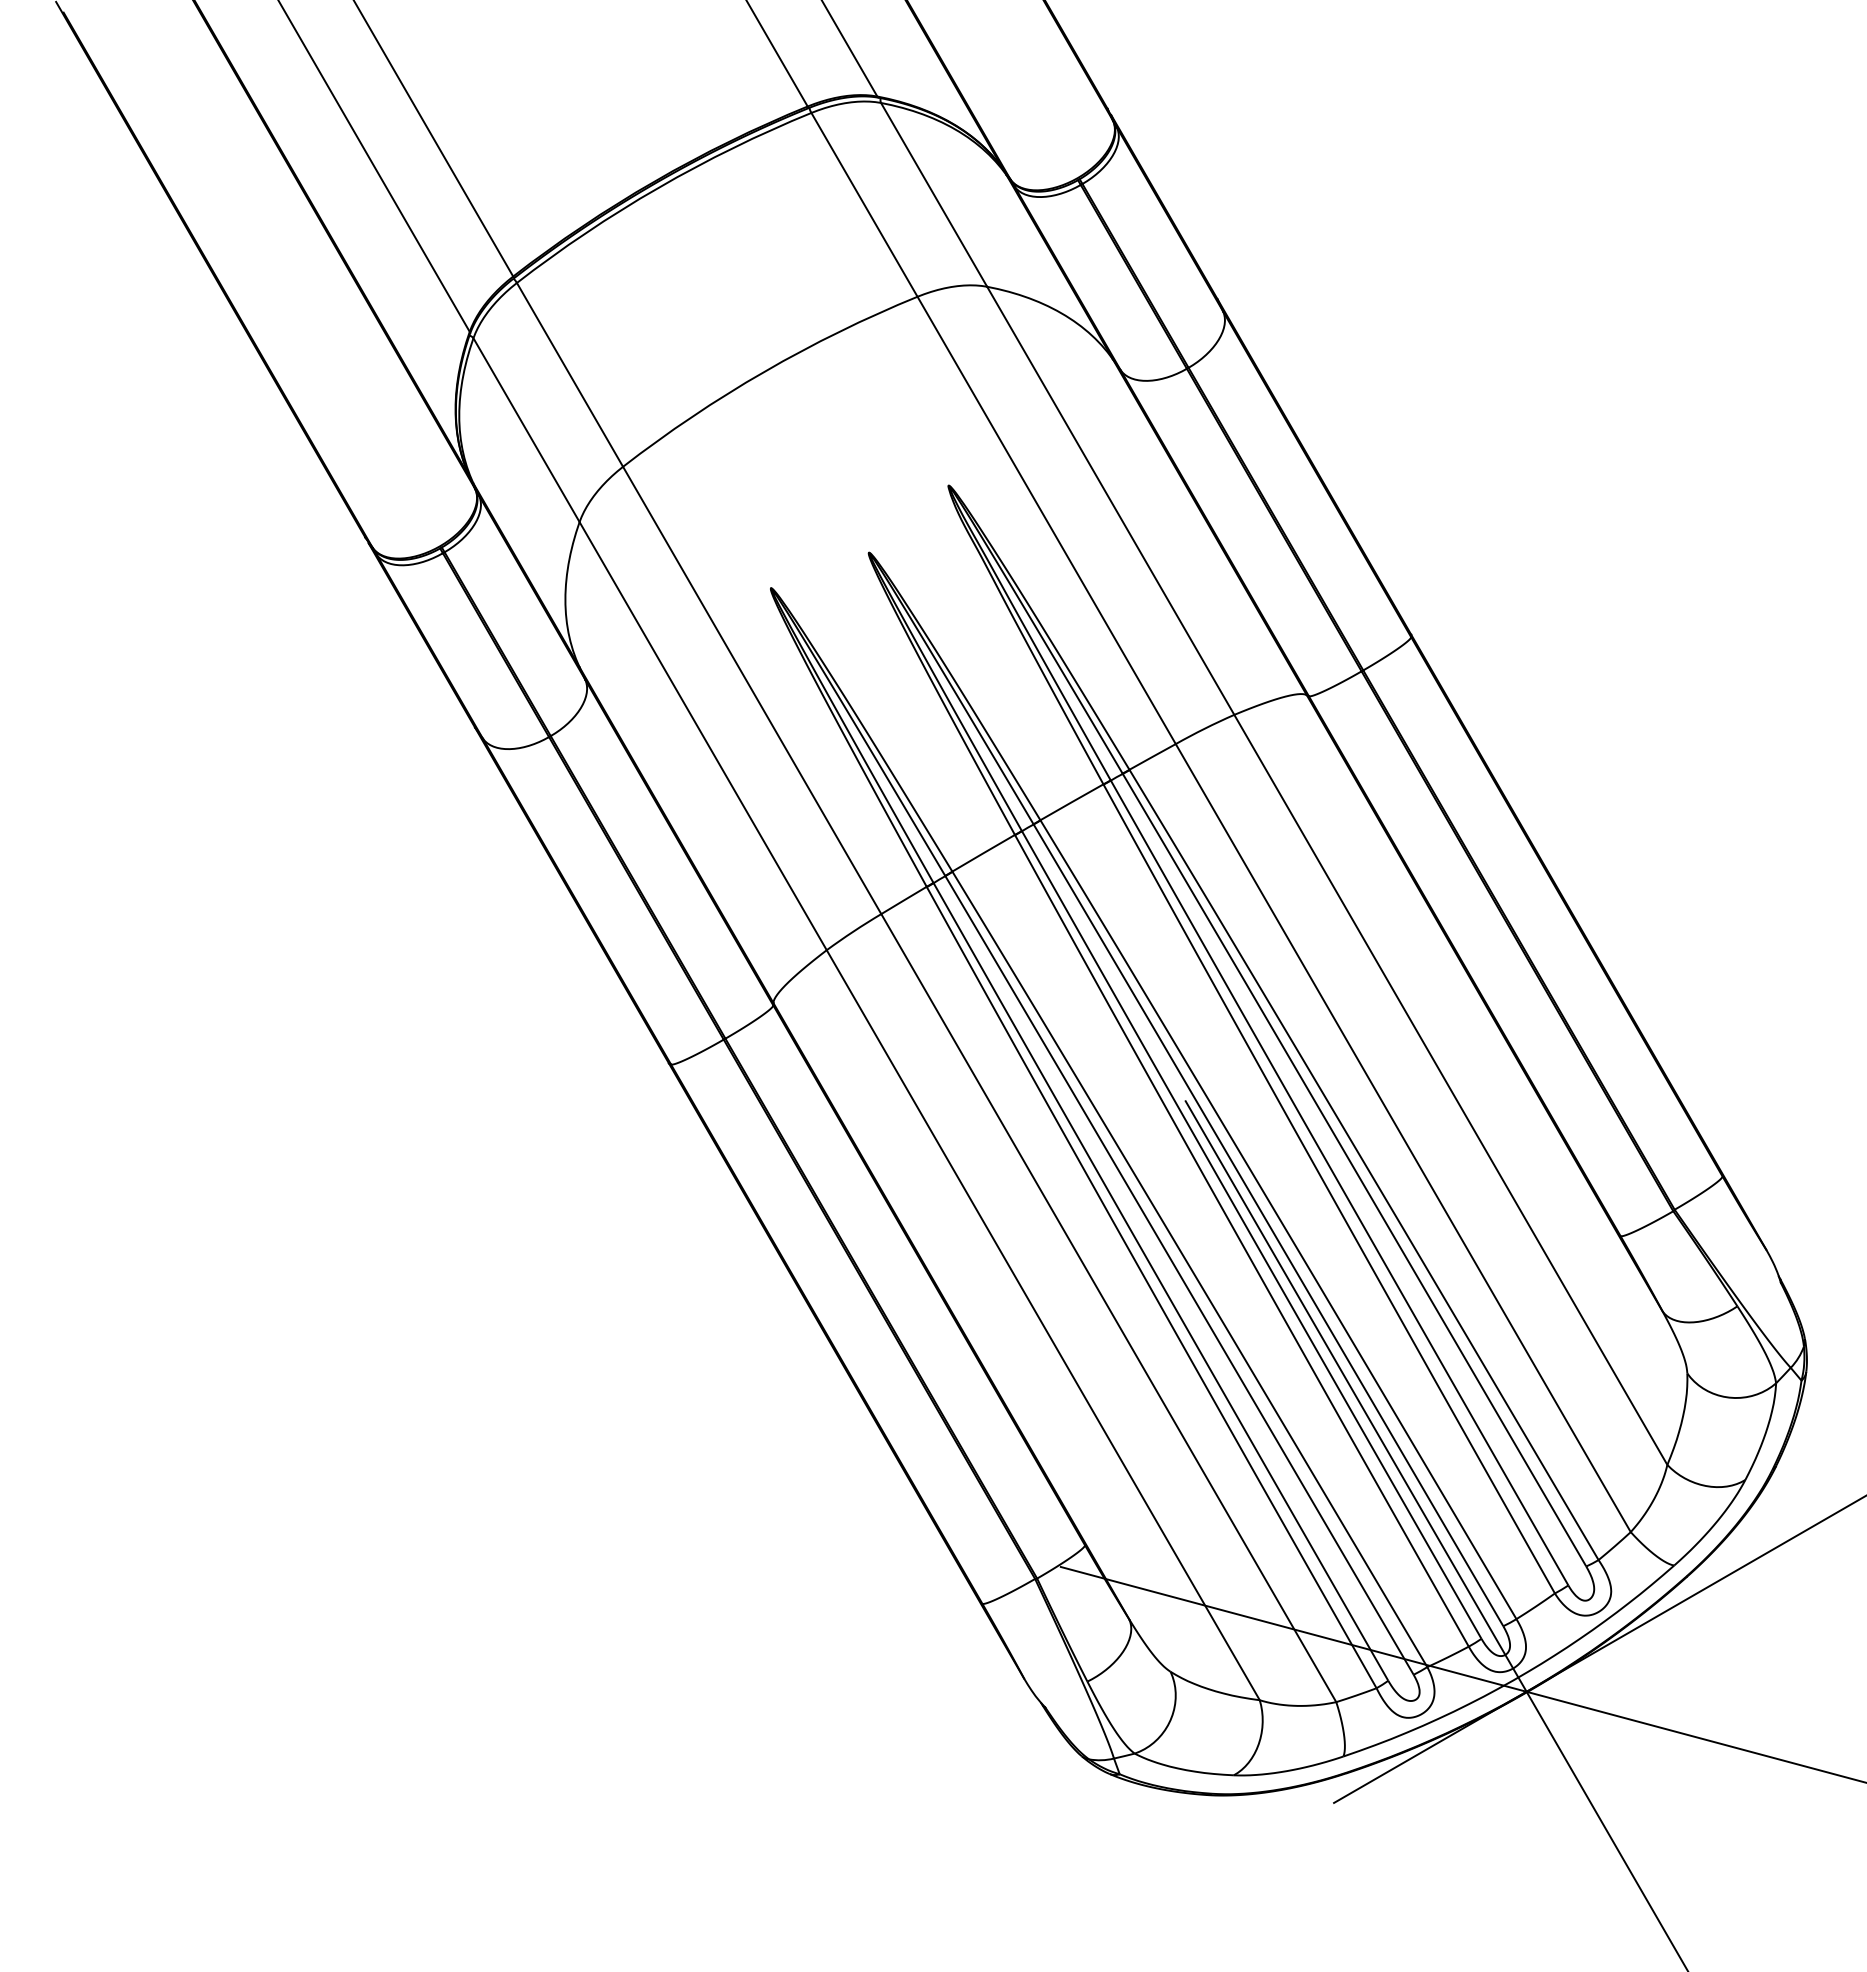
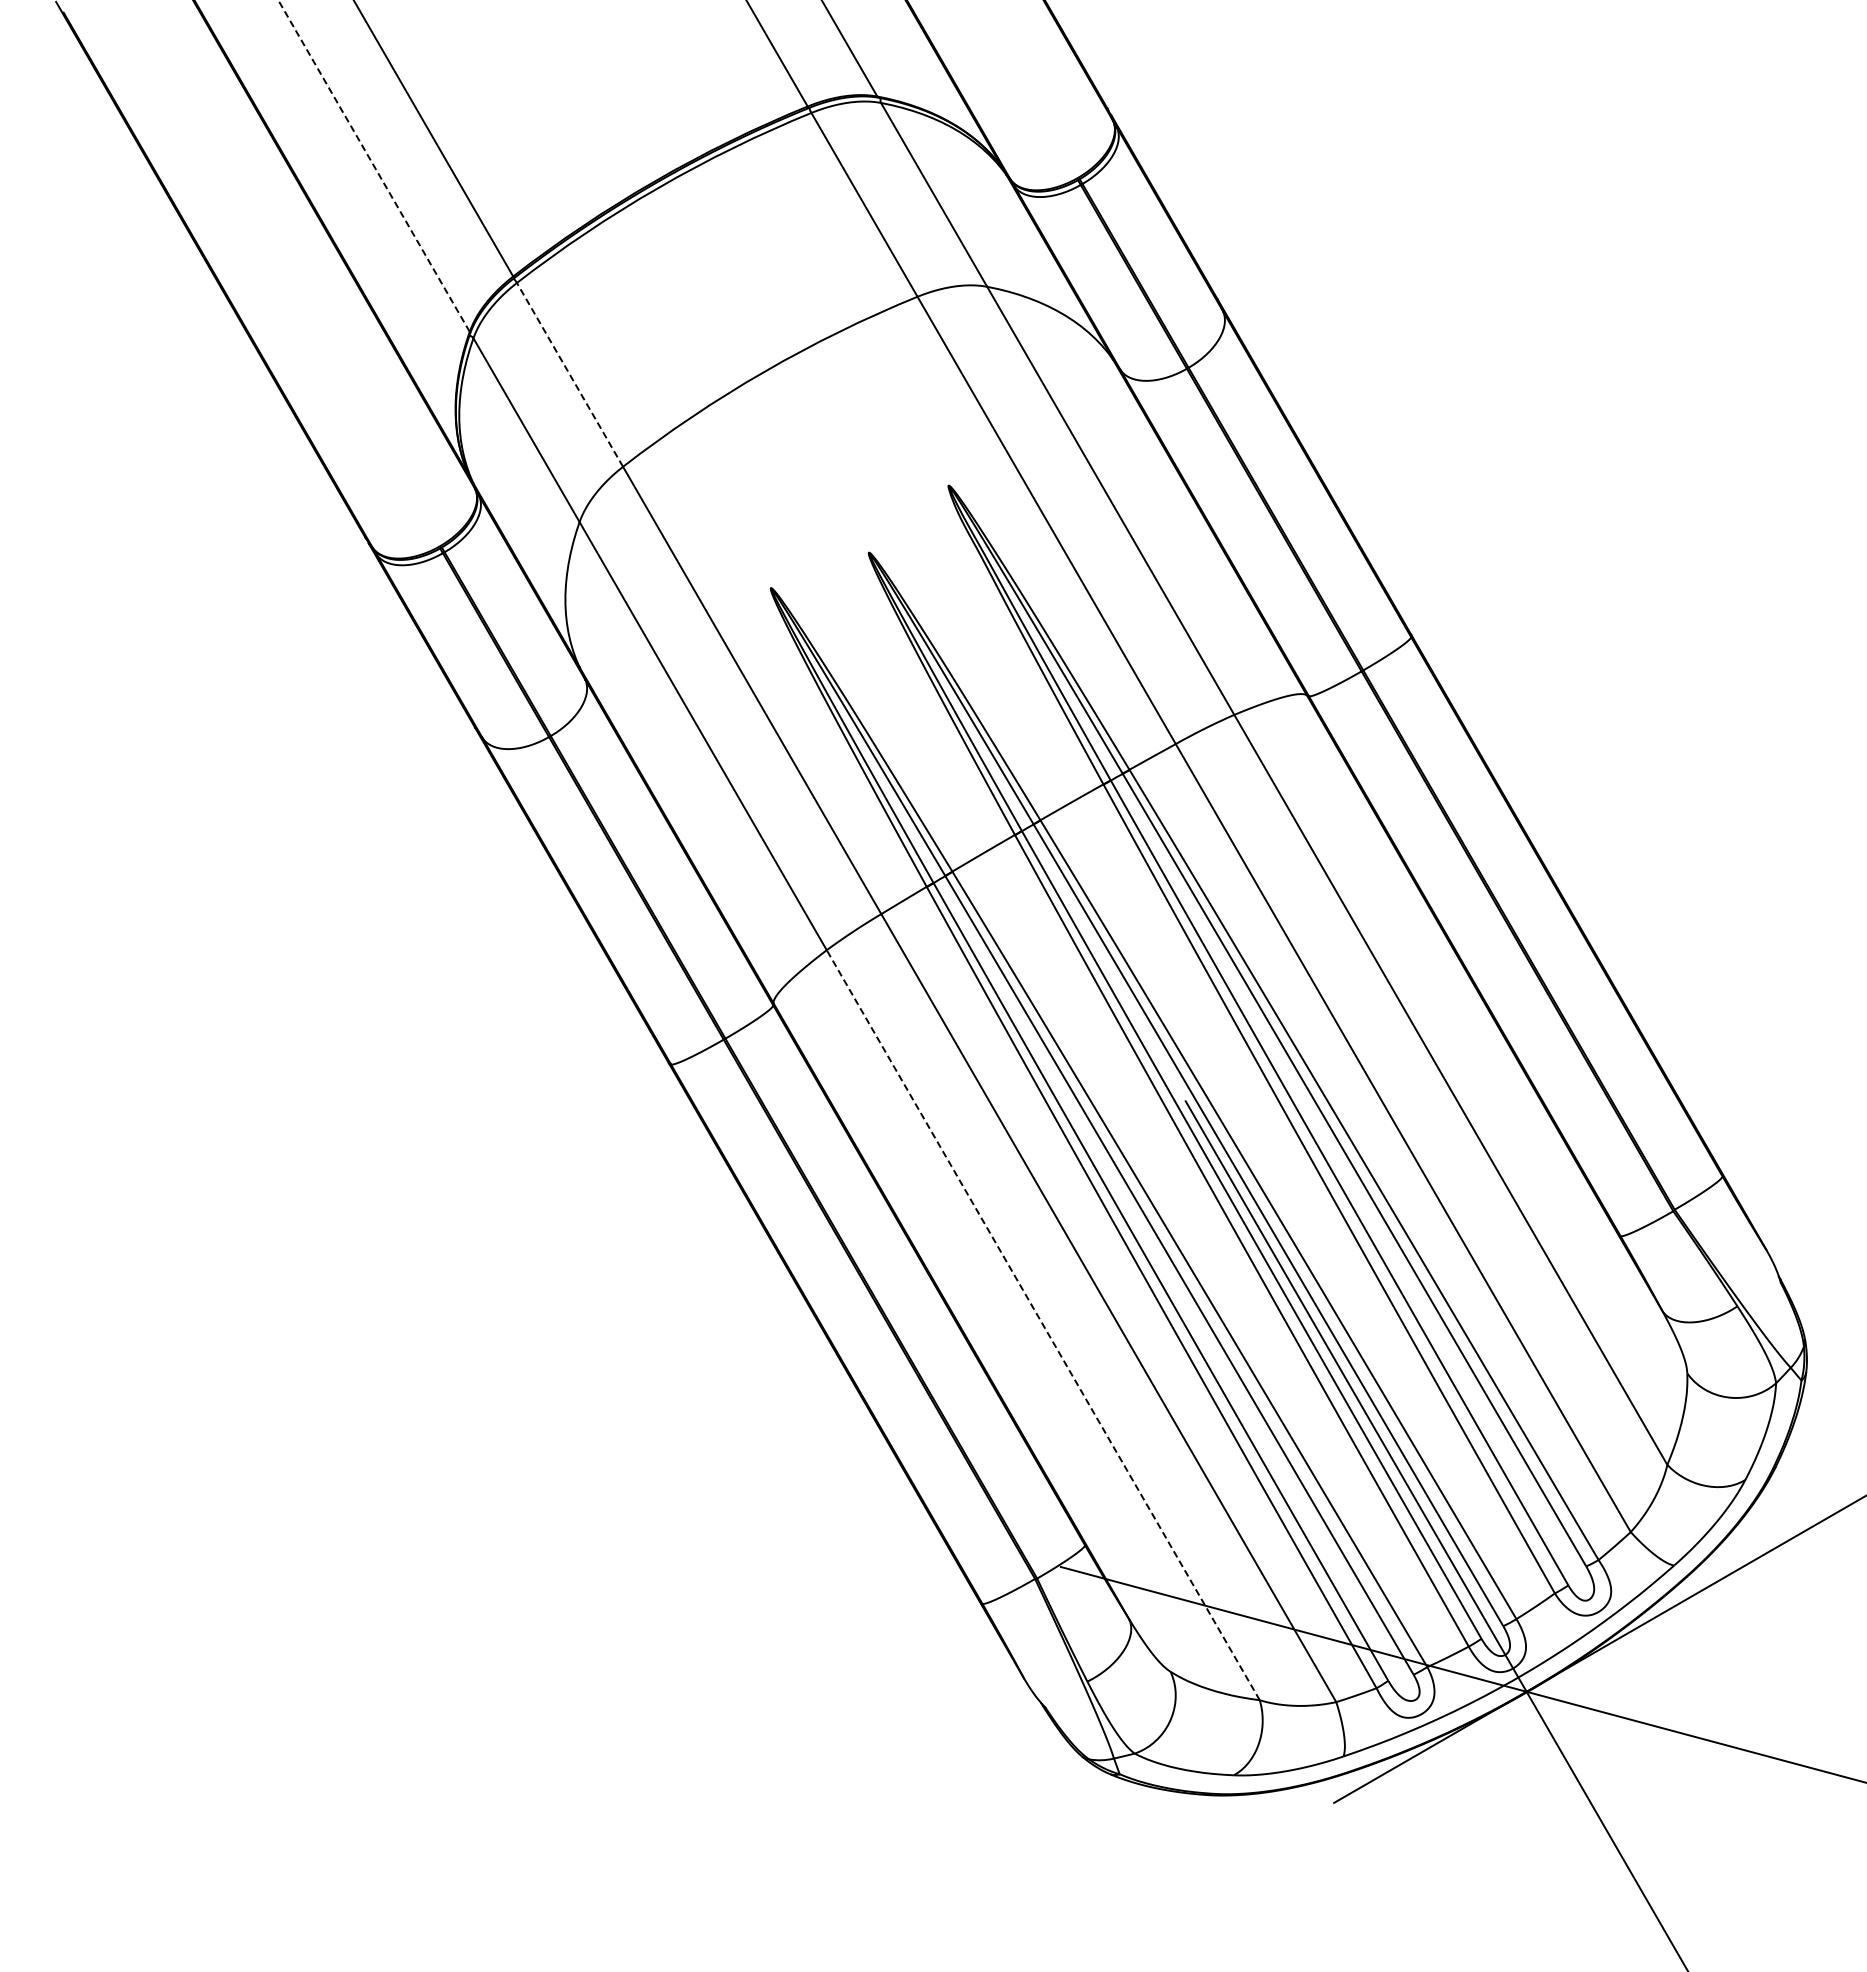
line: solid -> dashed (373, 165)
line: solid -> dashed (569, 374)
line: solid -> dashed (1043, 1324)
